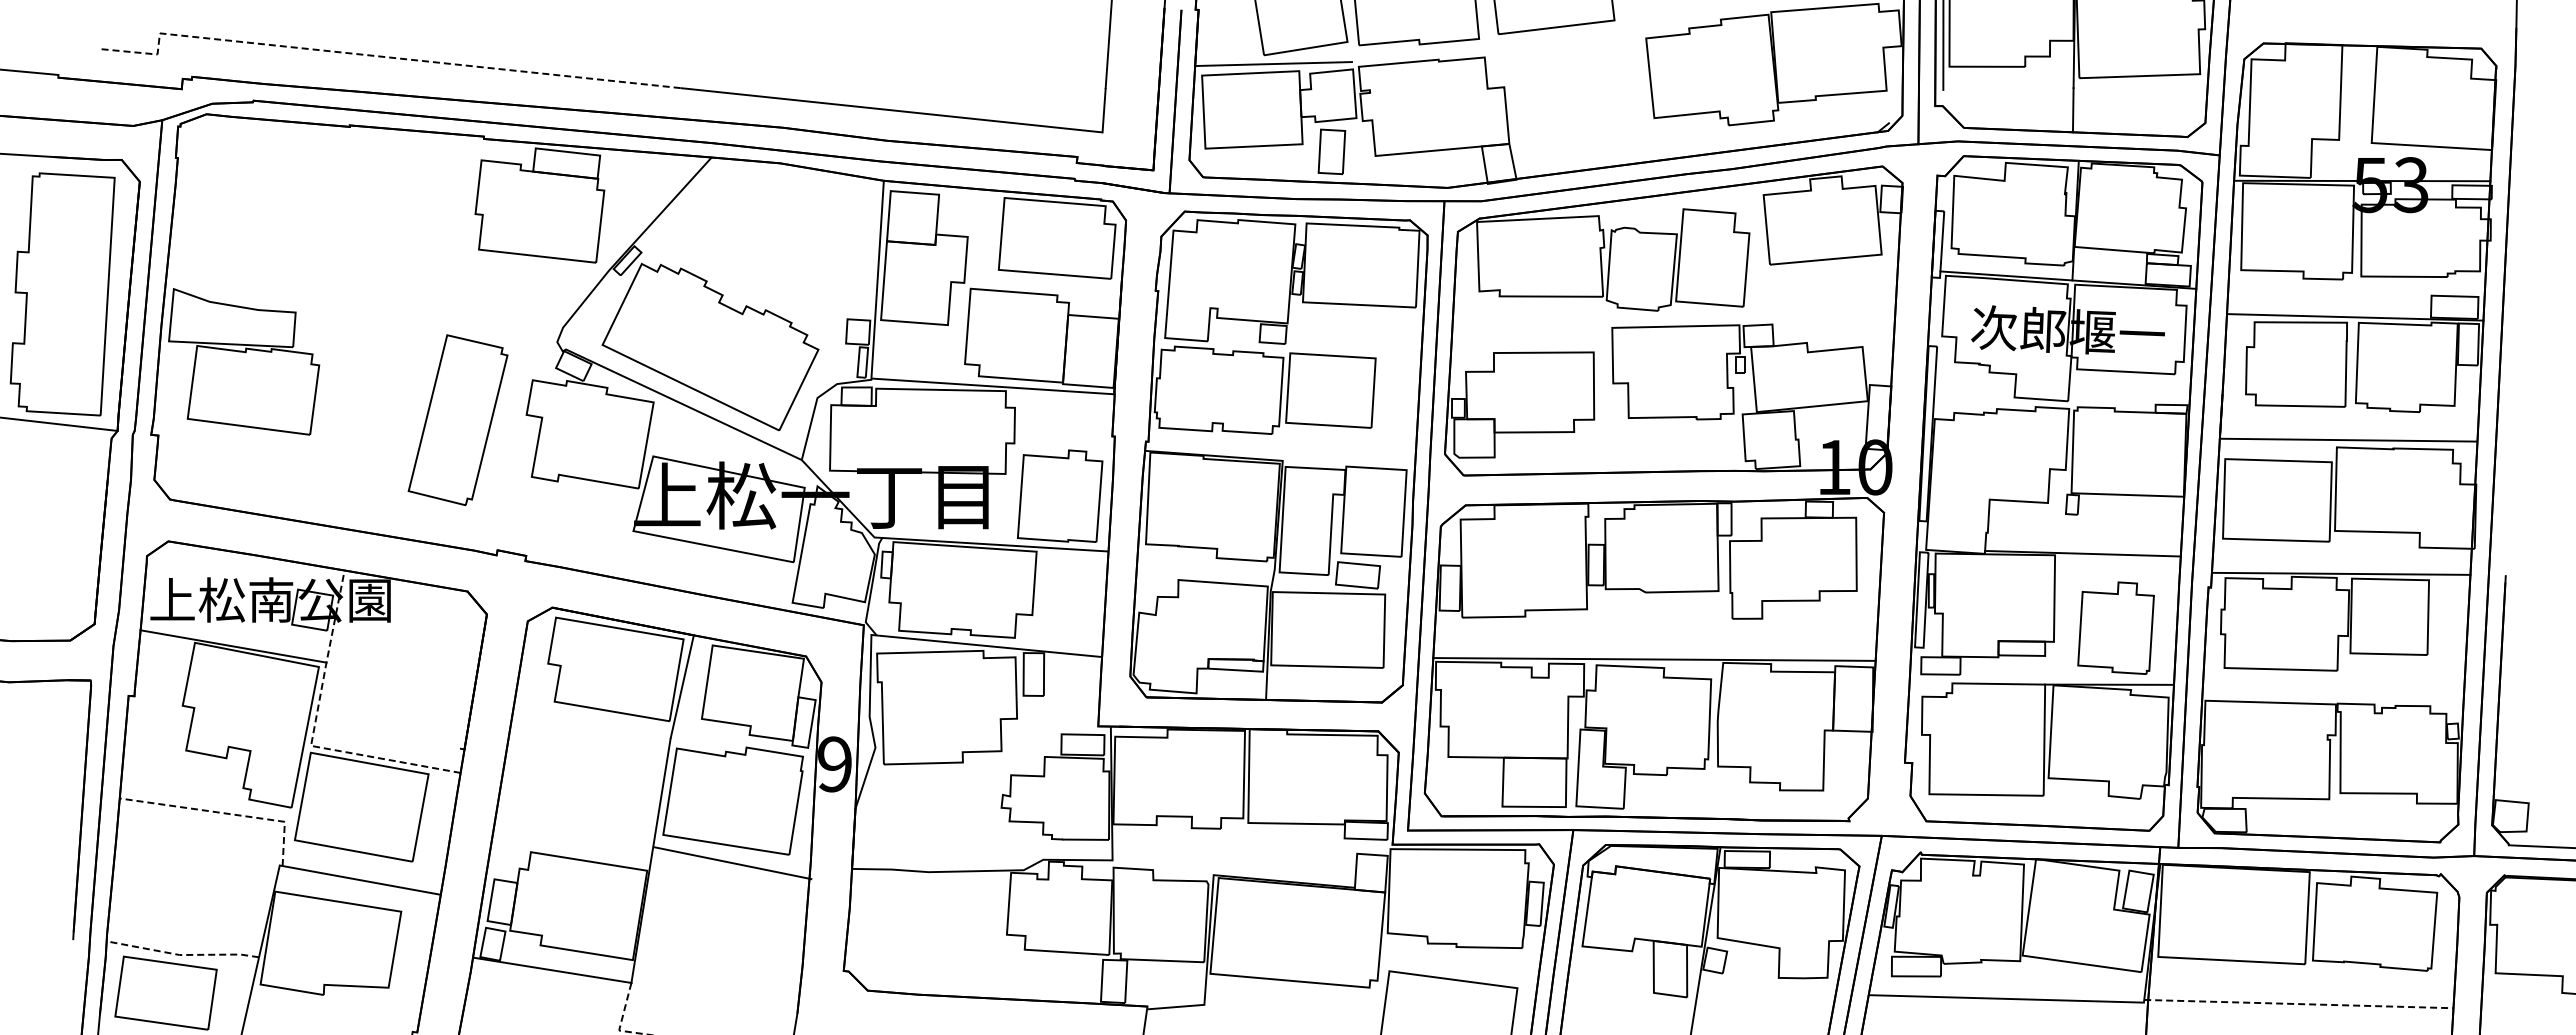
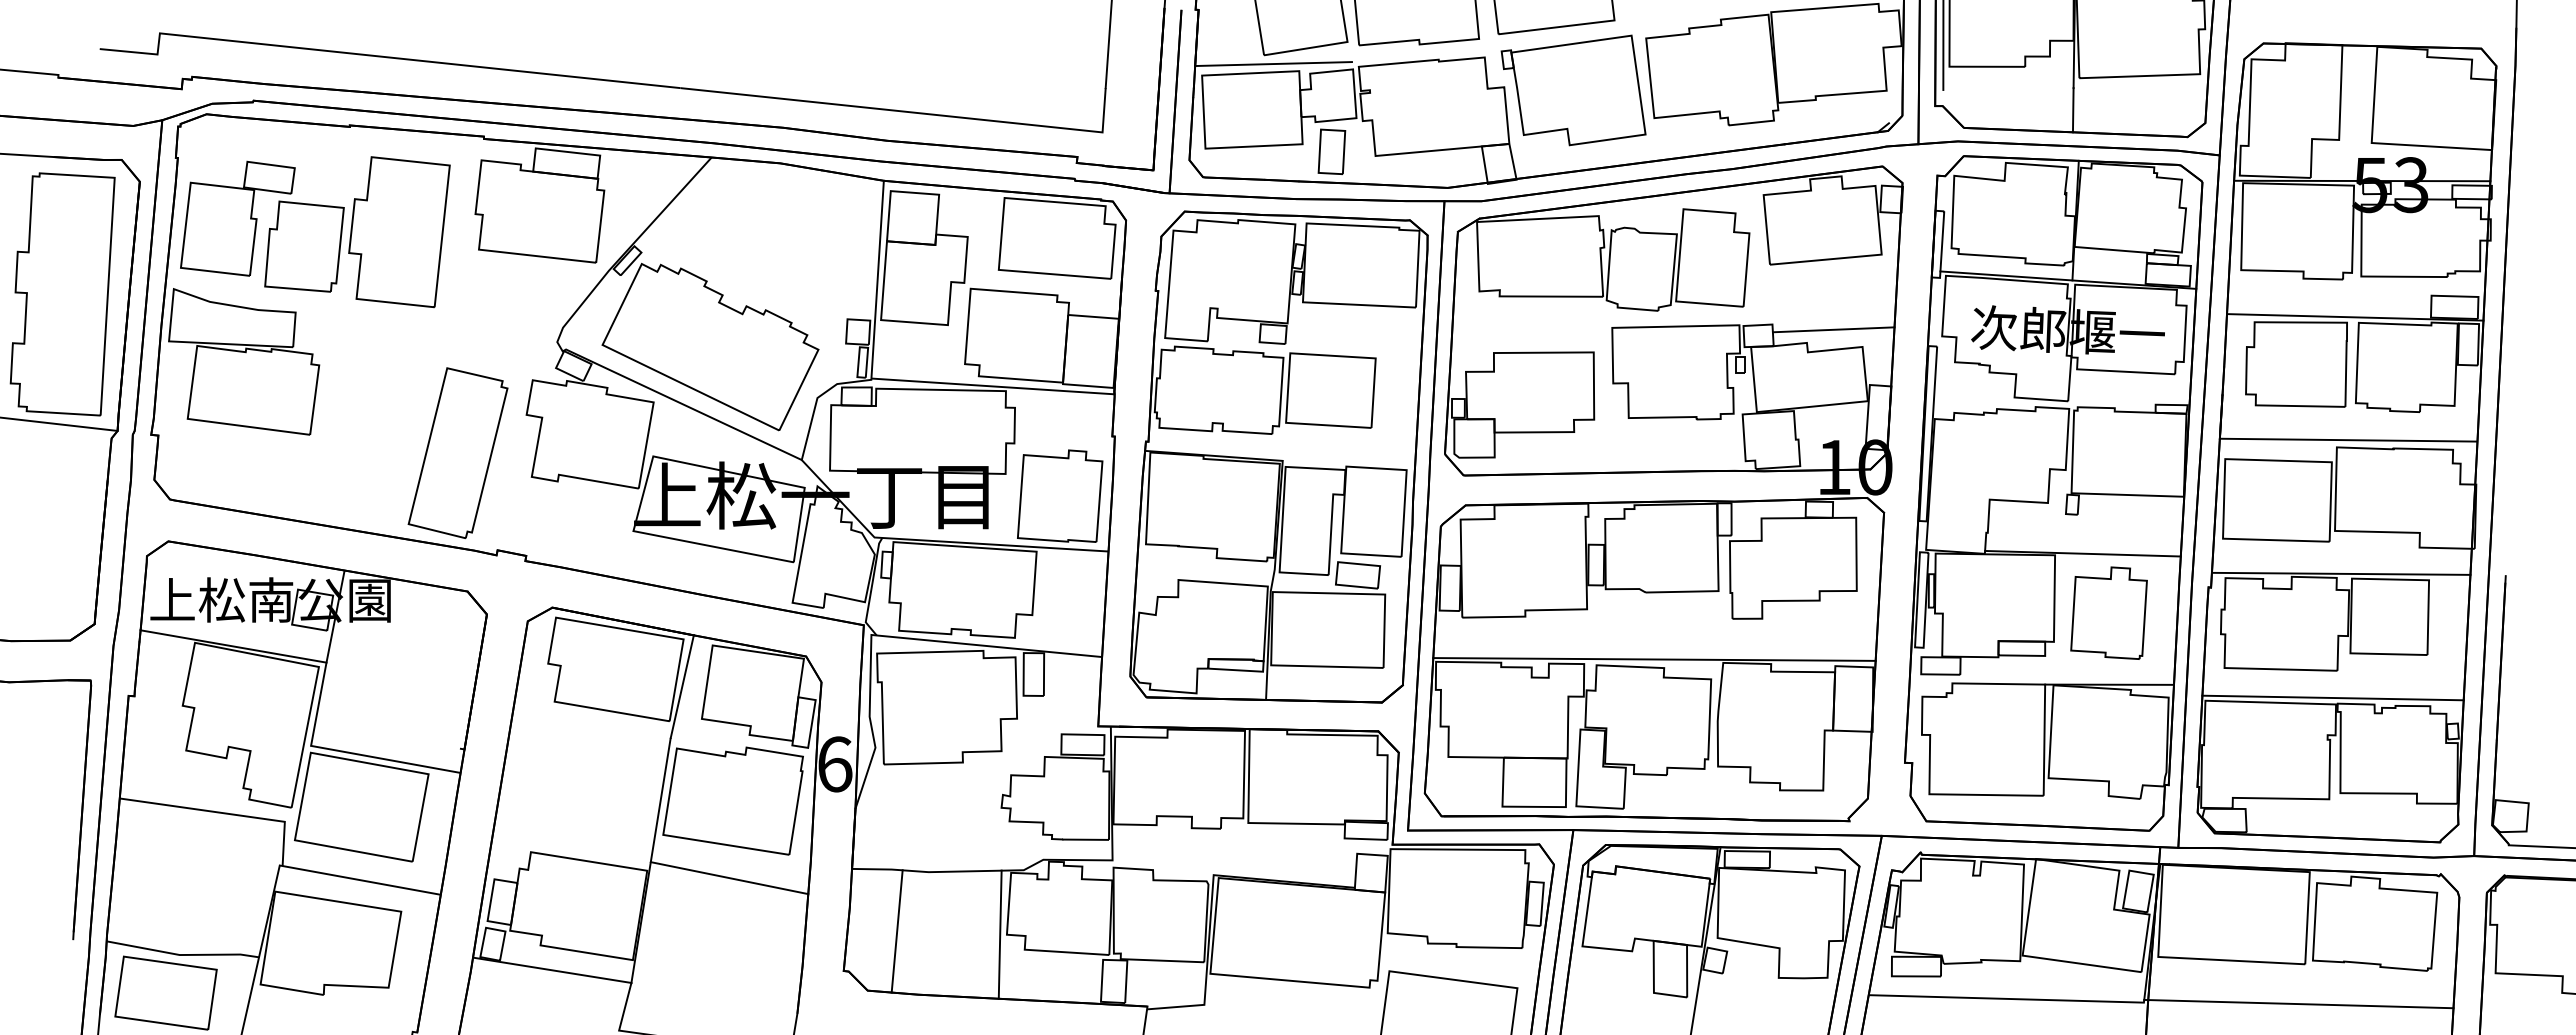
line: dashed -> solid (378, 56)
part: none -> present (1573, 90)
part: none -> present (315, 232)
line: none -> present (1833, 329)
part position: (457, 419) -> (457, 452) (457, 452)
part position: (2115, 627) -> (2108, 612) (2108, 612)
line: none -> present (2332, 697)
line: dashed -> solid (313, 733)
text: 9 -> 6 (835, 764)
line: dashed -> solid (224, 813)
line position: (732, 863) -> (729, 878) (729, 878)
line: none -> present (896, 931)
line: none -> present (999, 934)
line: dashed -> solid (181, 955)
line: dashed -> solid (2298, 1004)
line: dashed -> solid (621, 1022)
